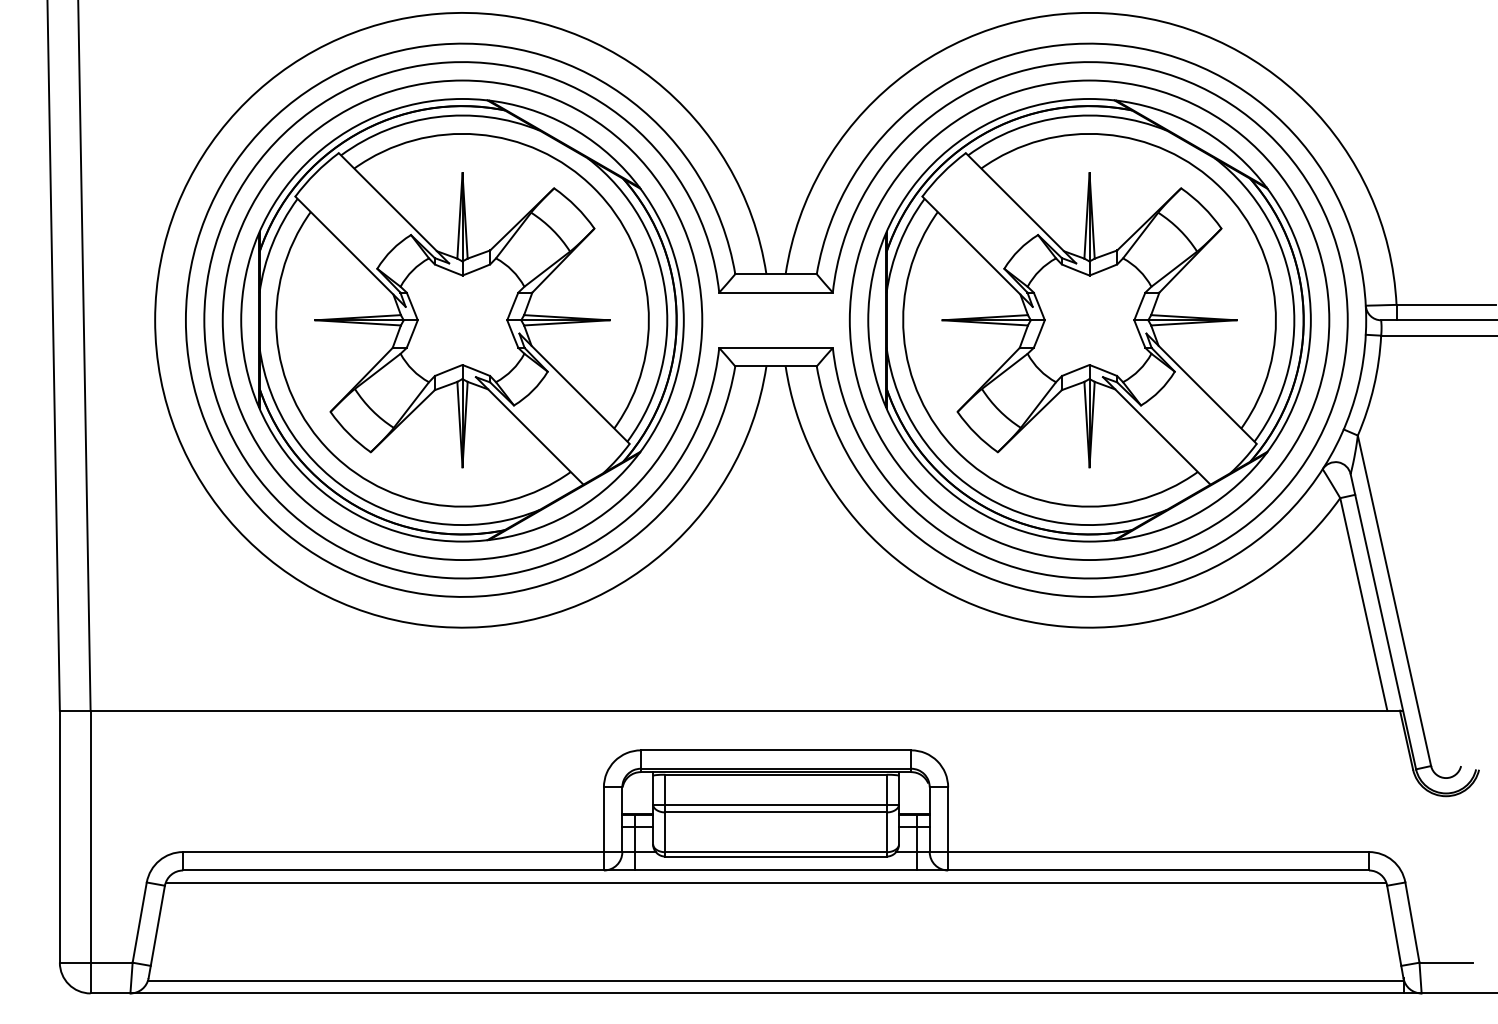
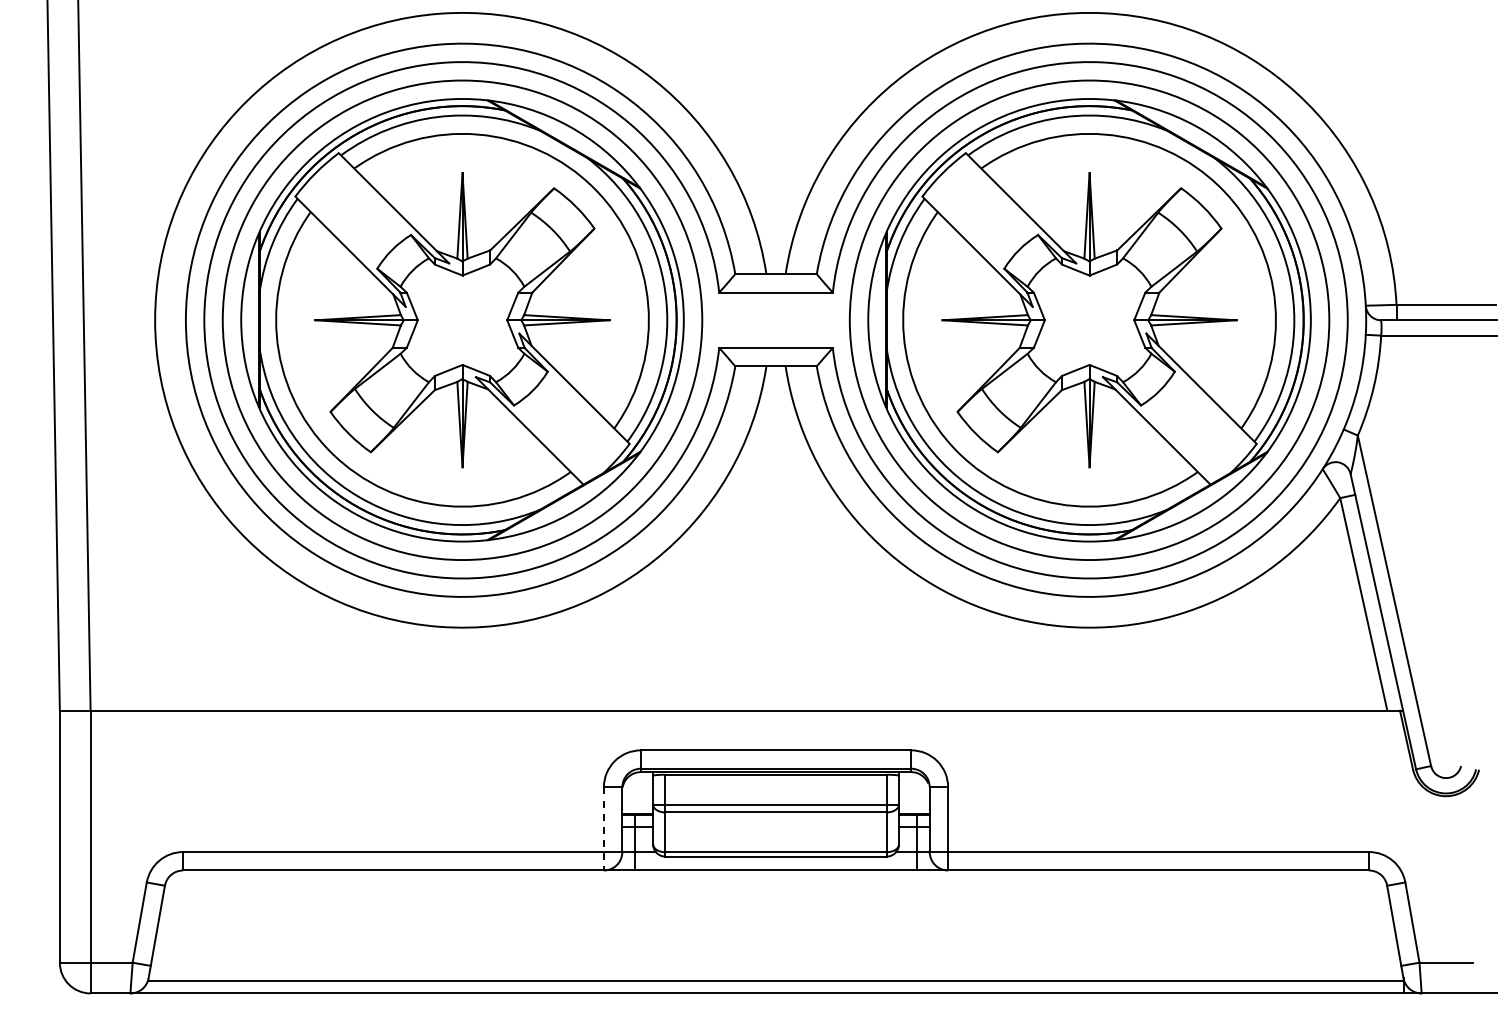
line: solid -> dashed (603, 828)
line: present -> none (775, 882)
